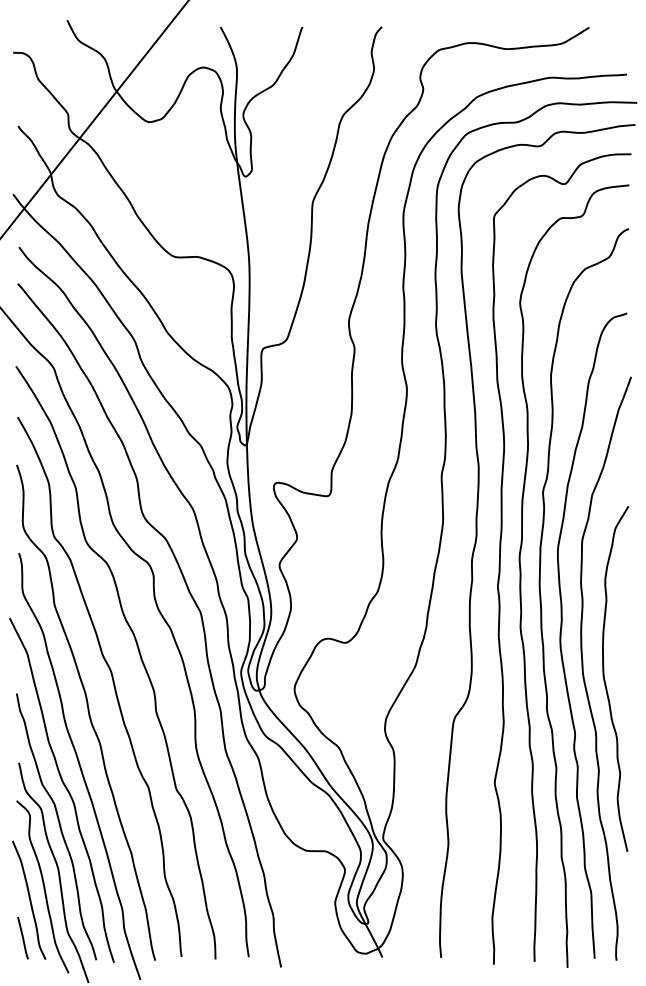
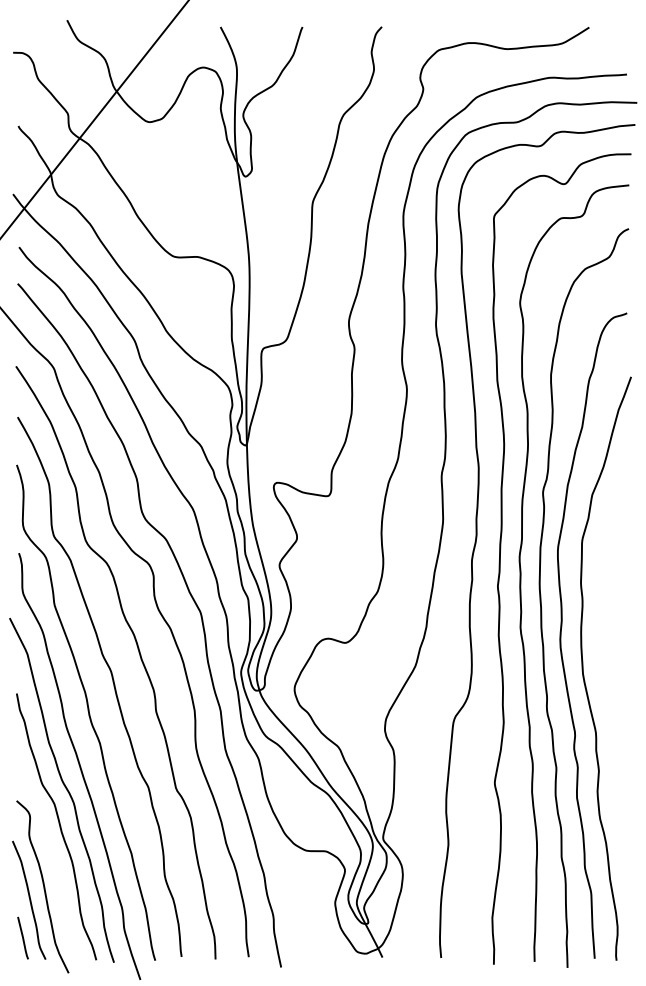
curve: present -> none (605, 679)
curve: present -> none (57, 871)
